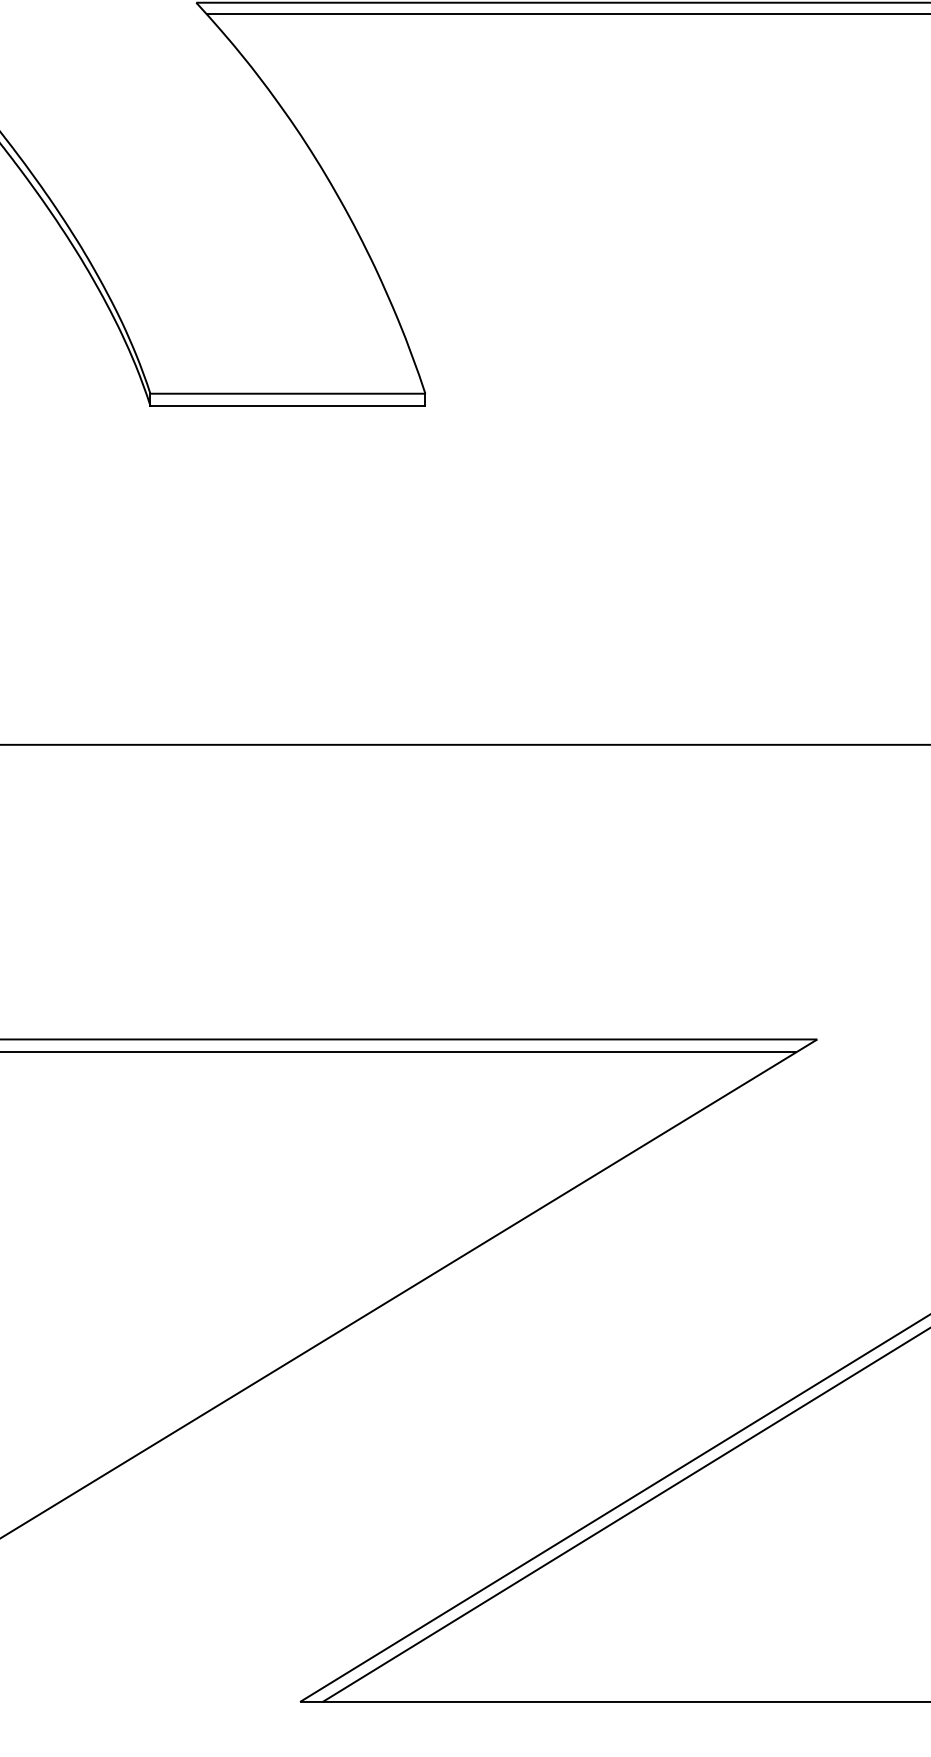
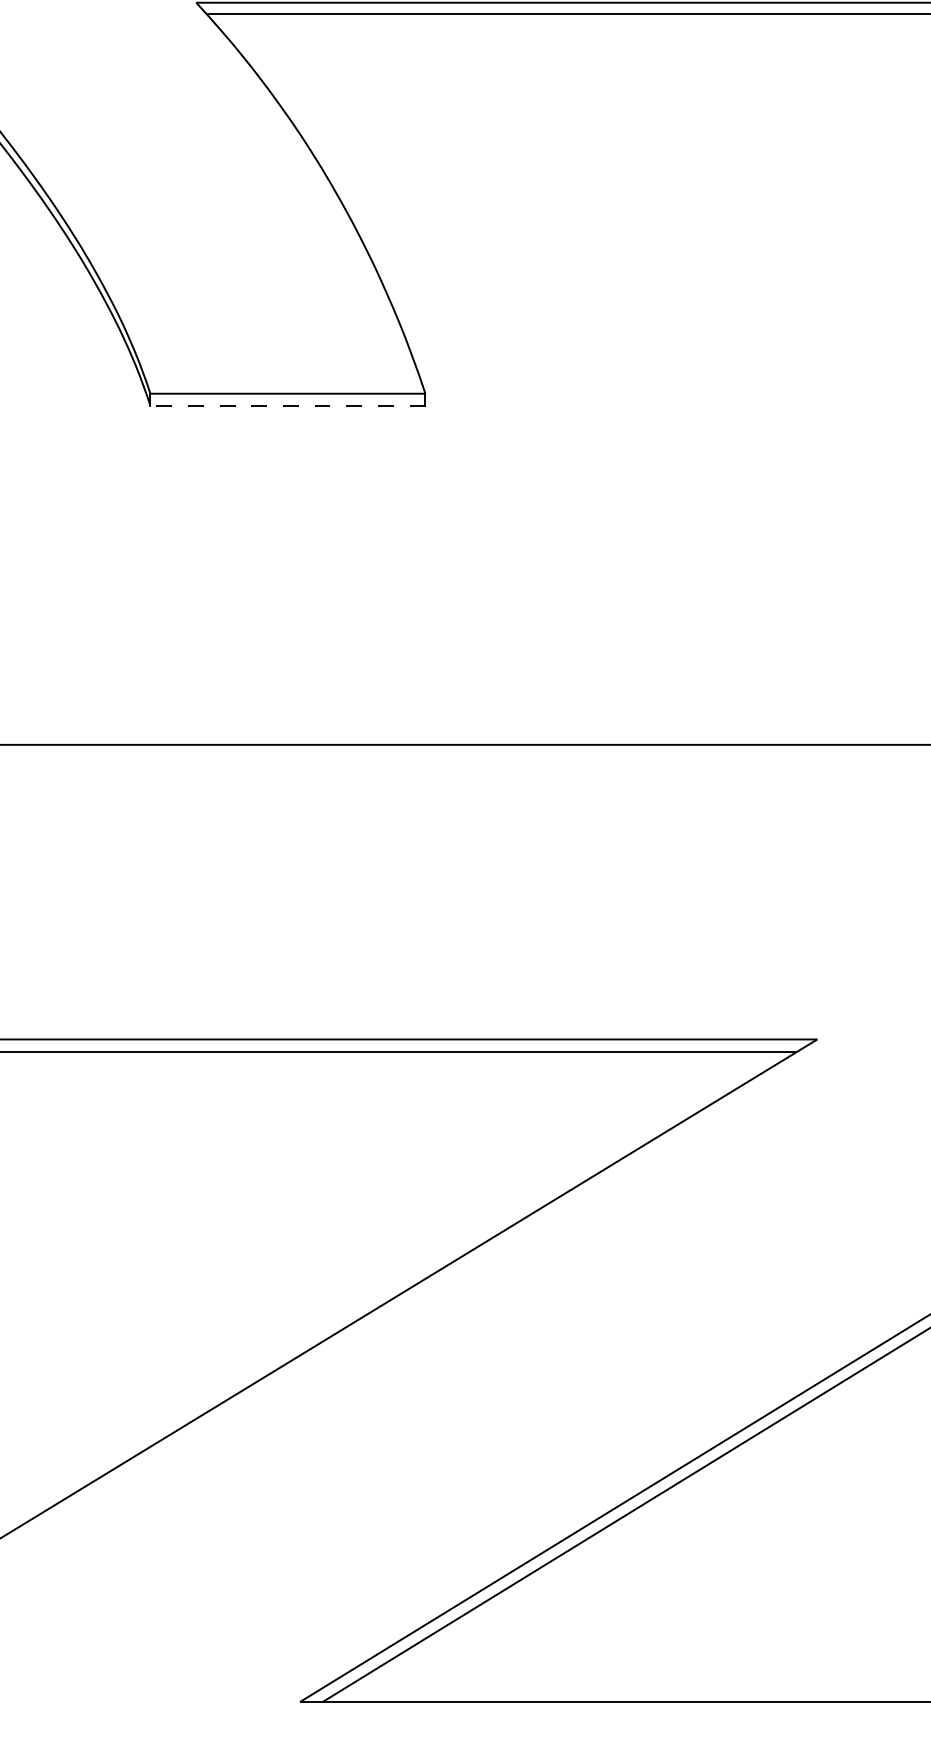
line: solid -> dashed (287, 405)
